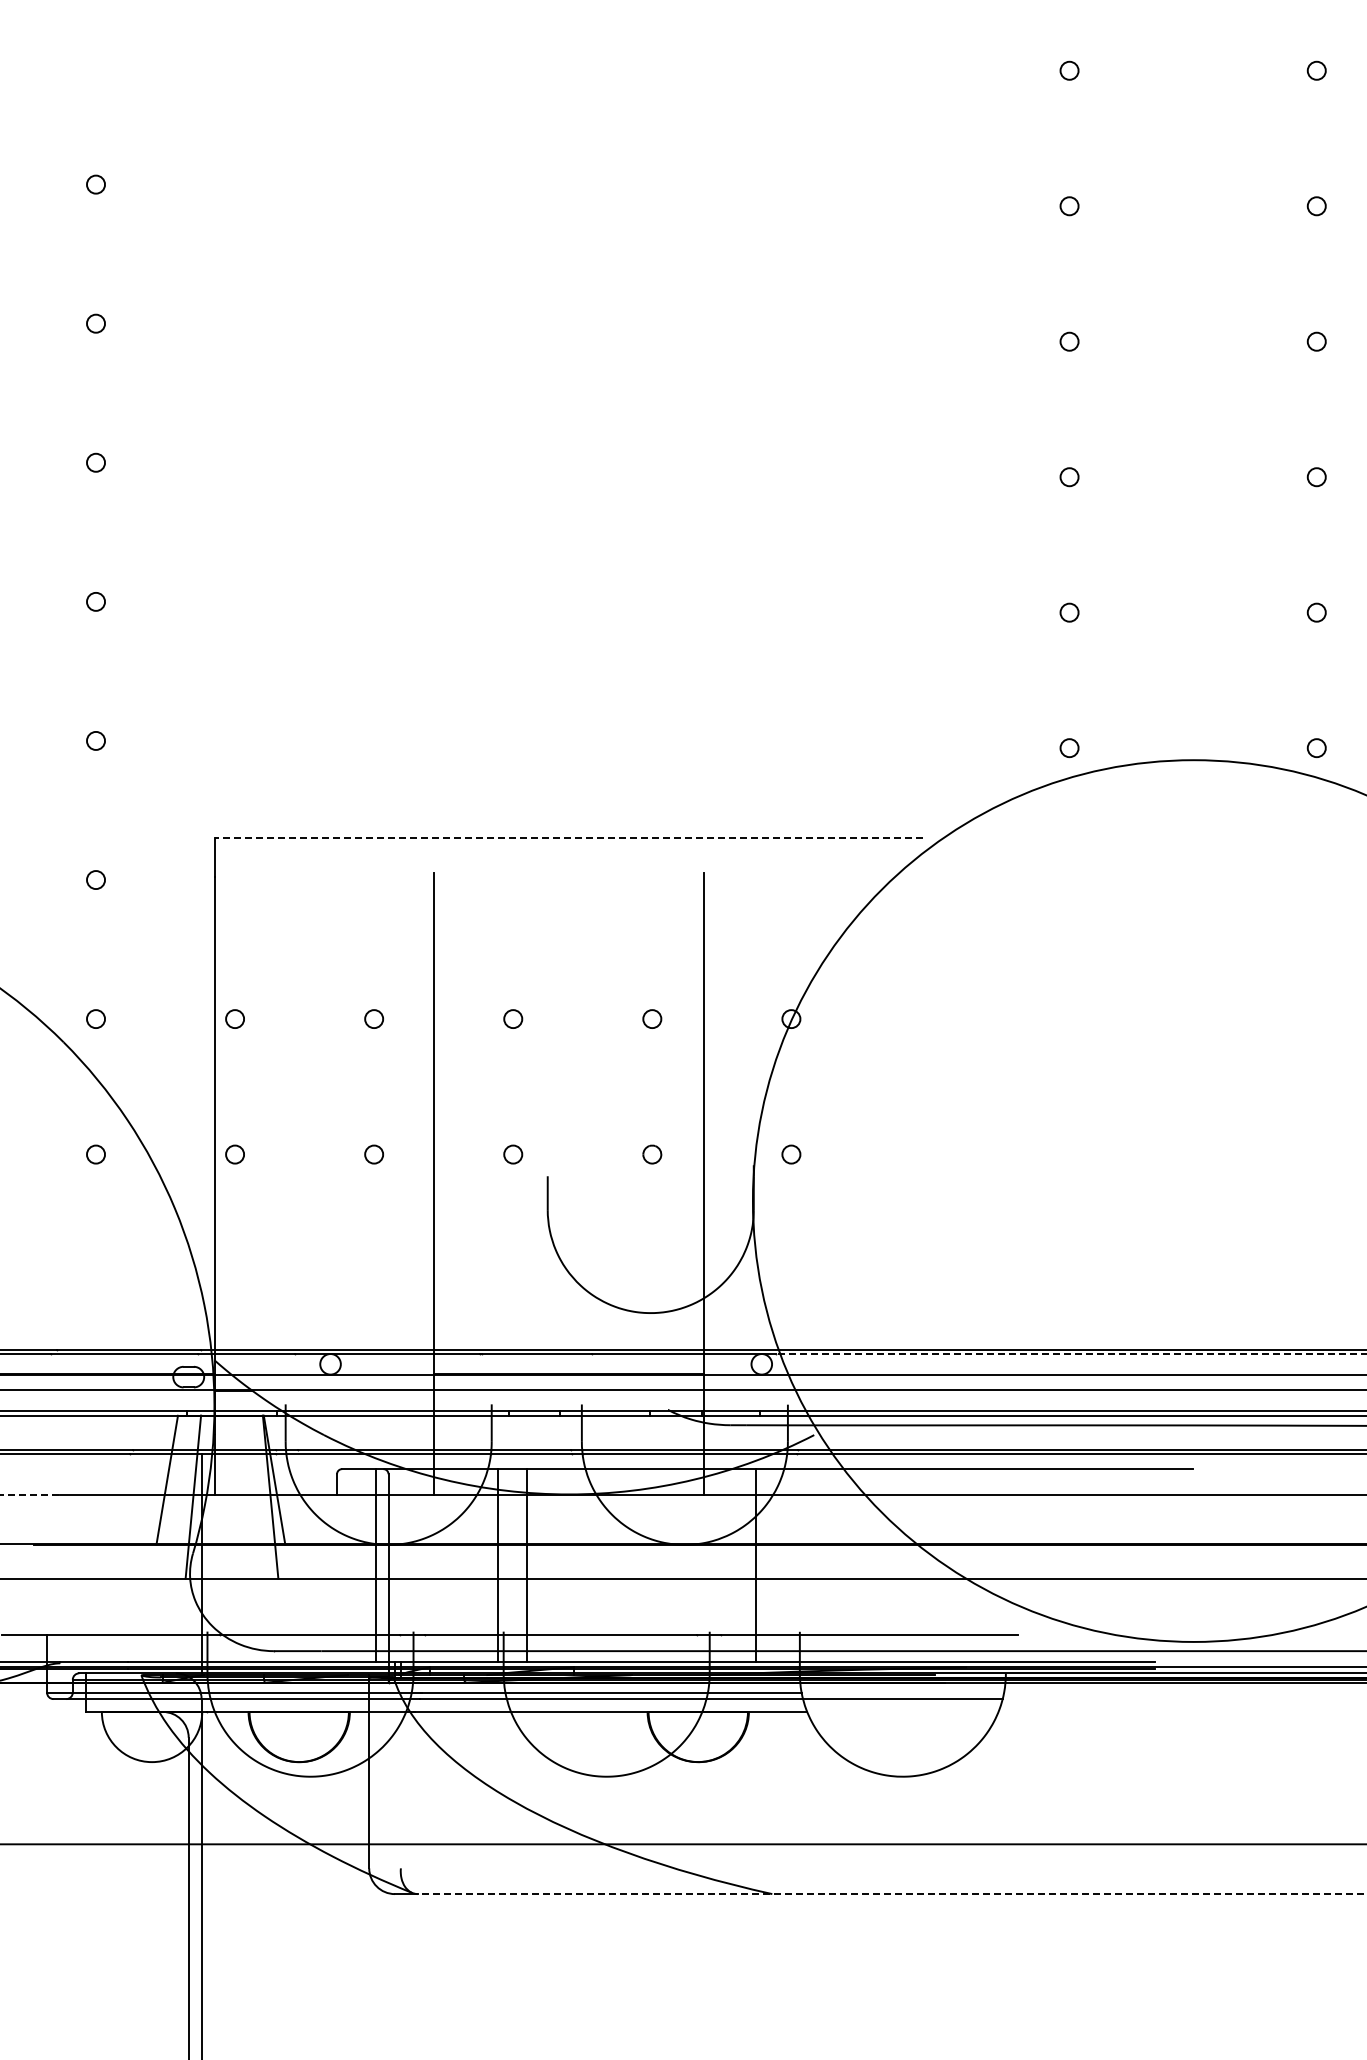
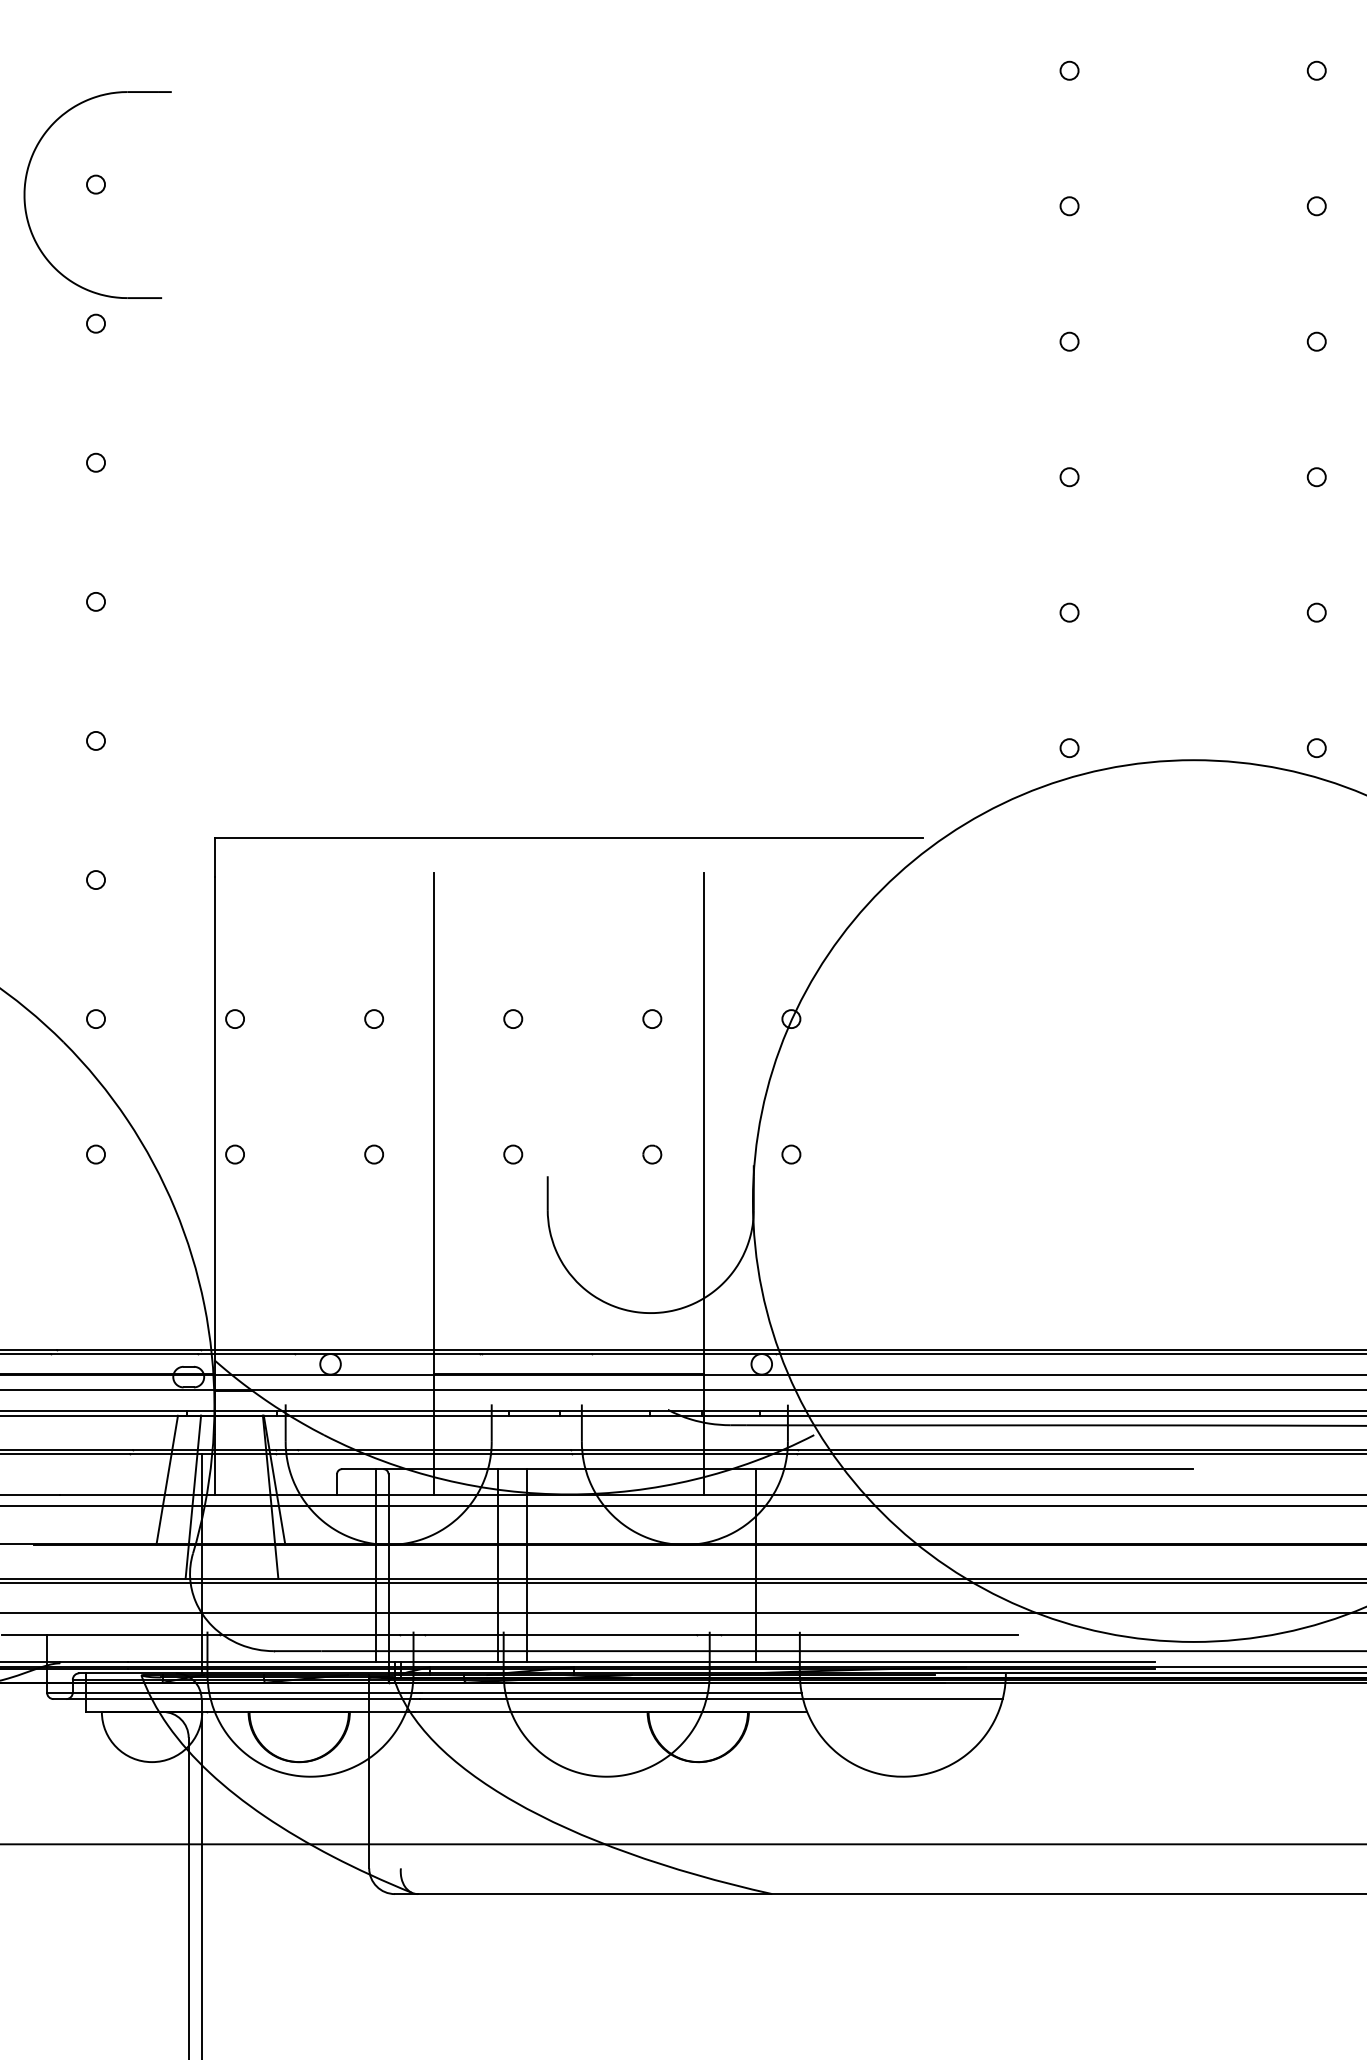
part: none -> present (26, 183)
line: dashed -> solid (568, 838)
line: dashed -> solid (1071, 1354)
line: dashed -> solid (30, 1494)
line: none -> present (682, 1505)
line: none -> present (682, 1583)
line: none -> present (682, 1613)
line: dashed -> solid (891, 1894)
